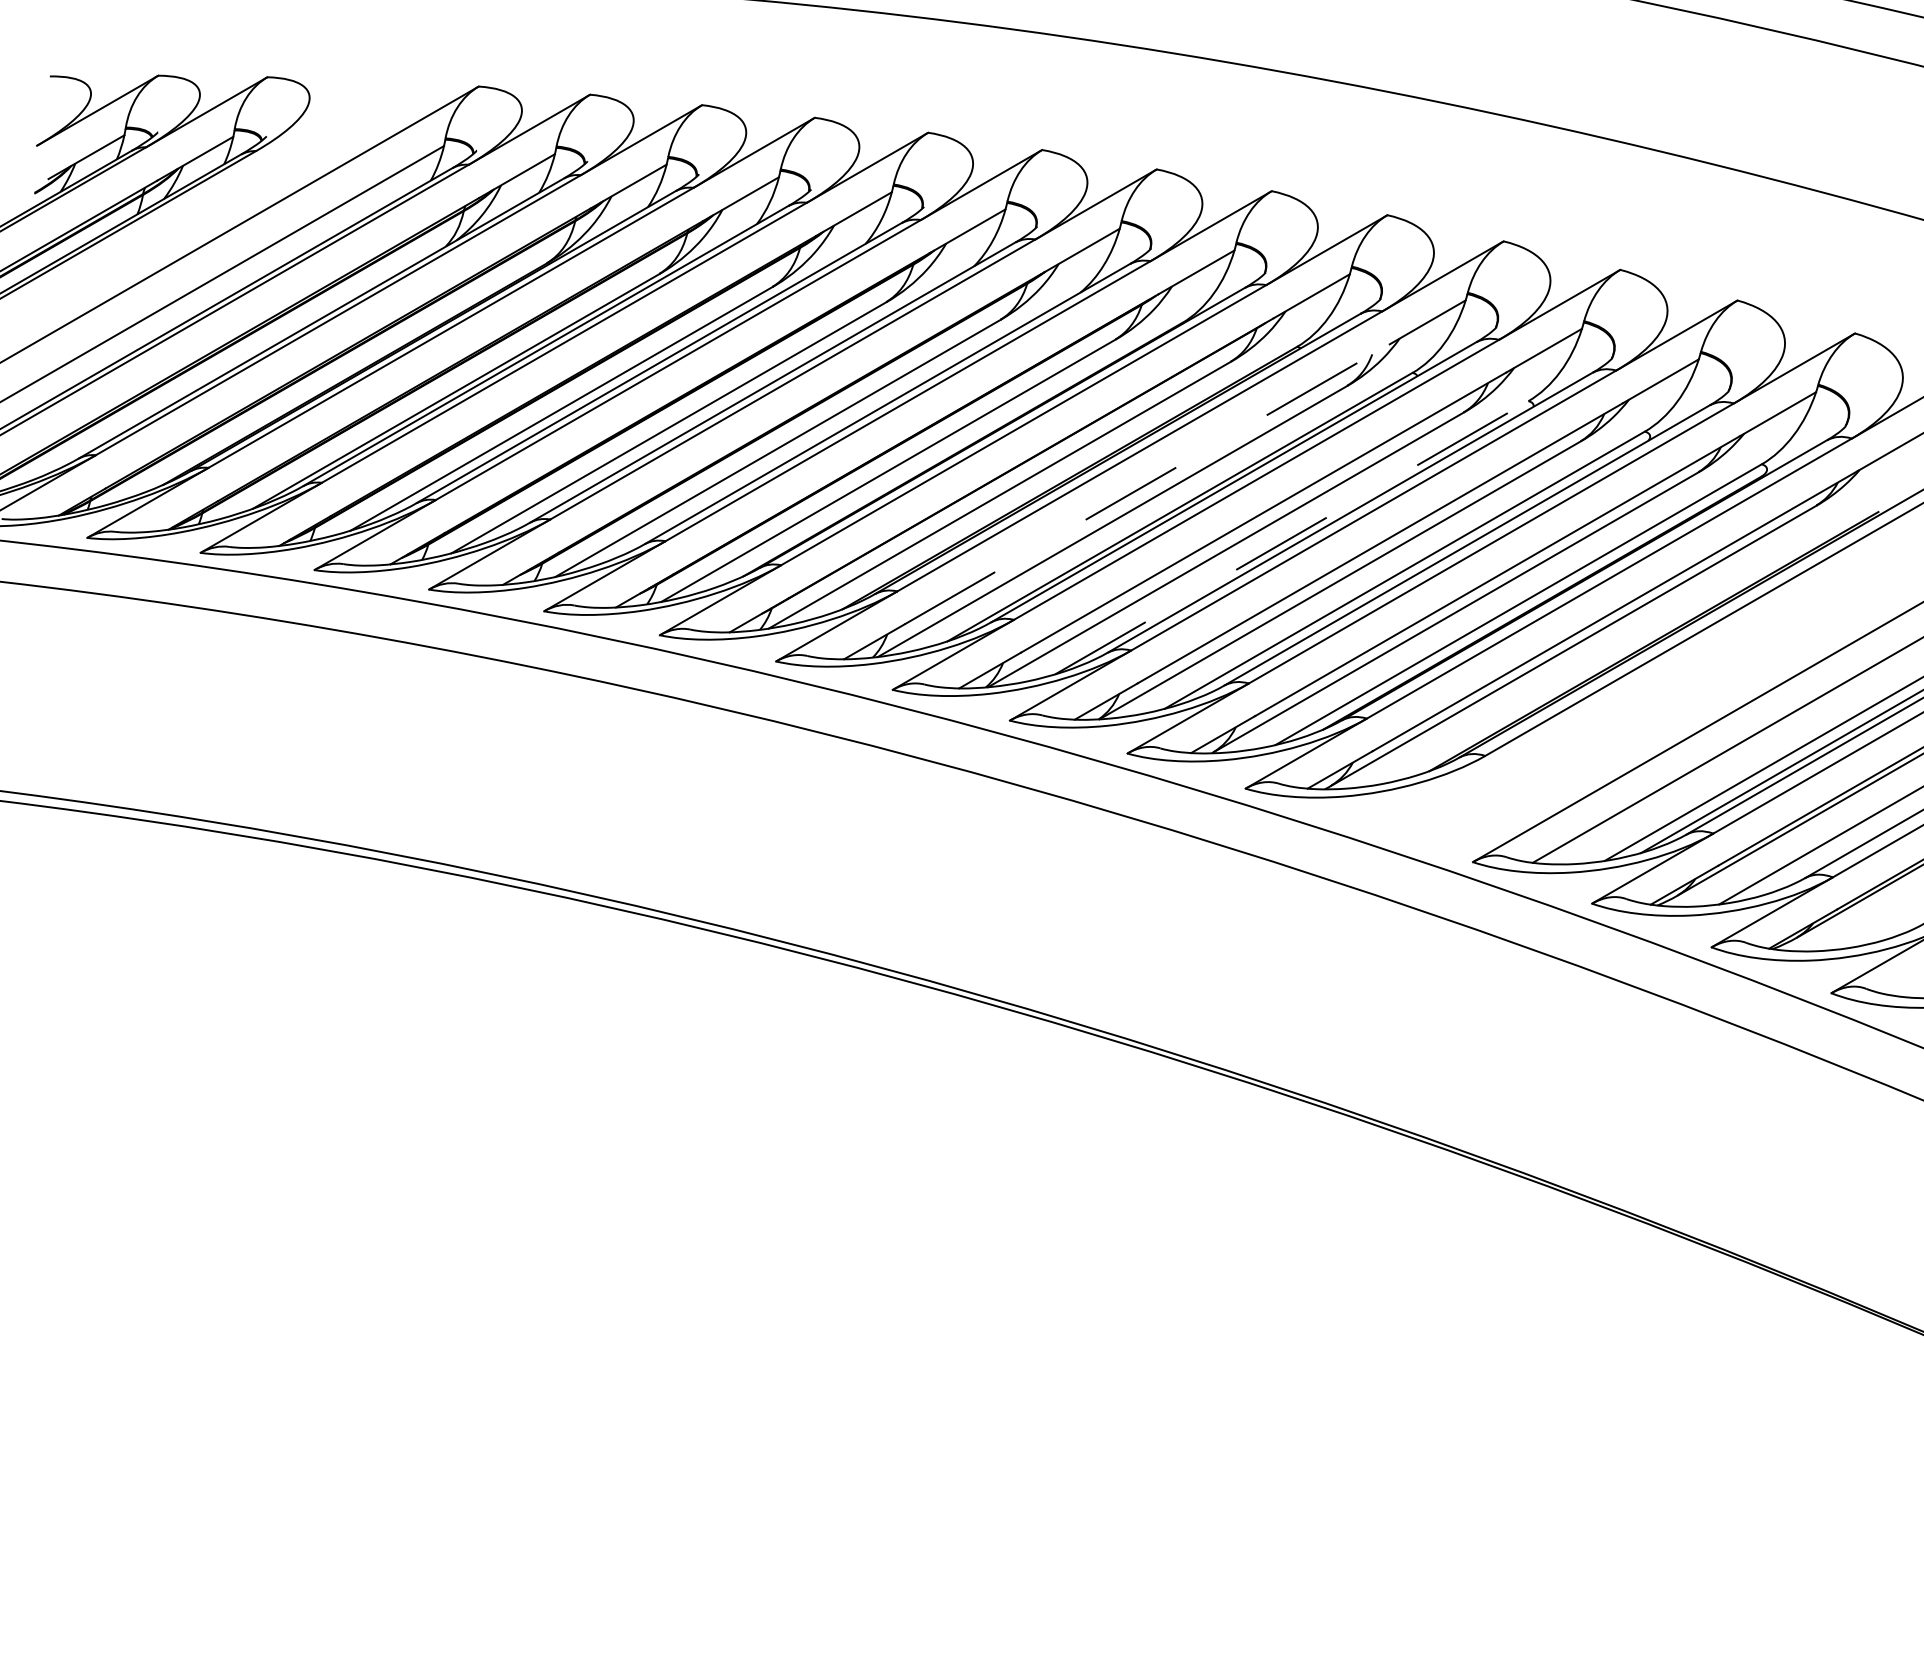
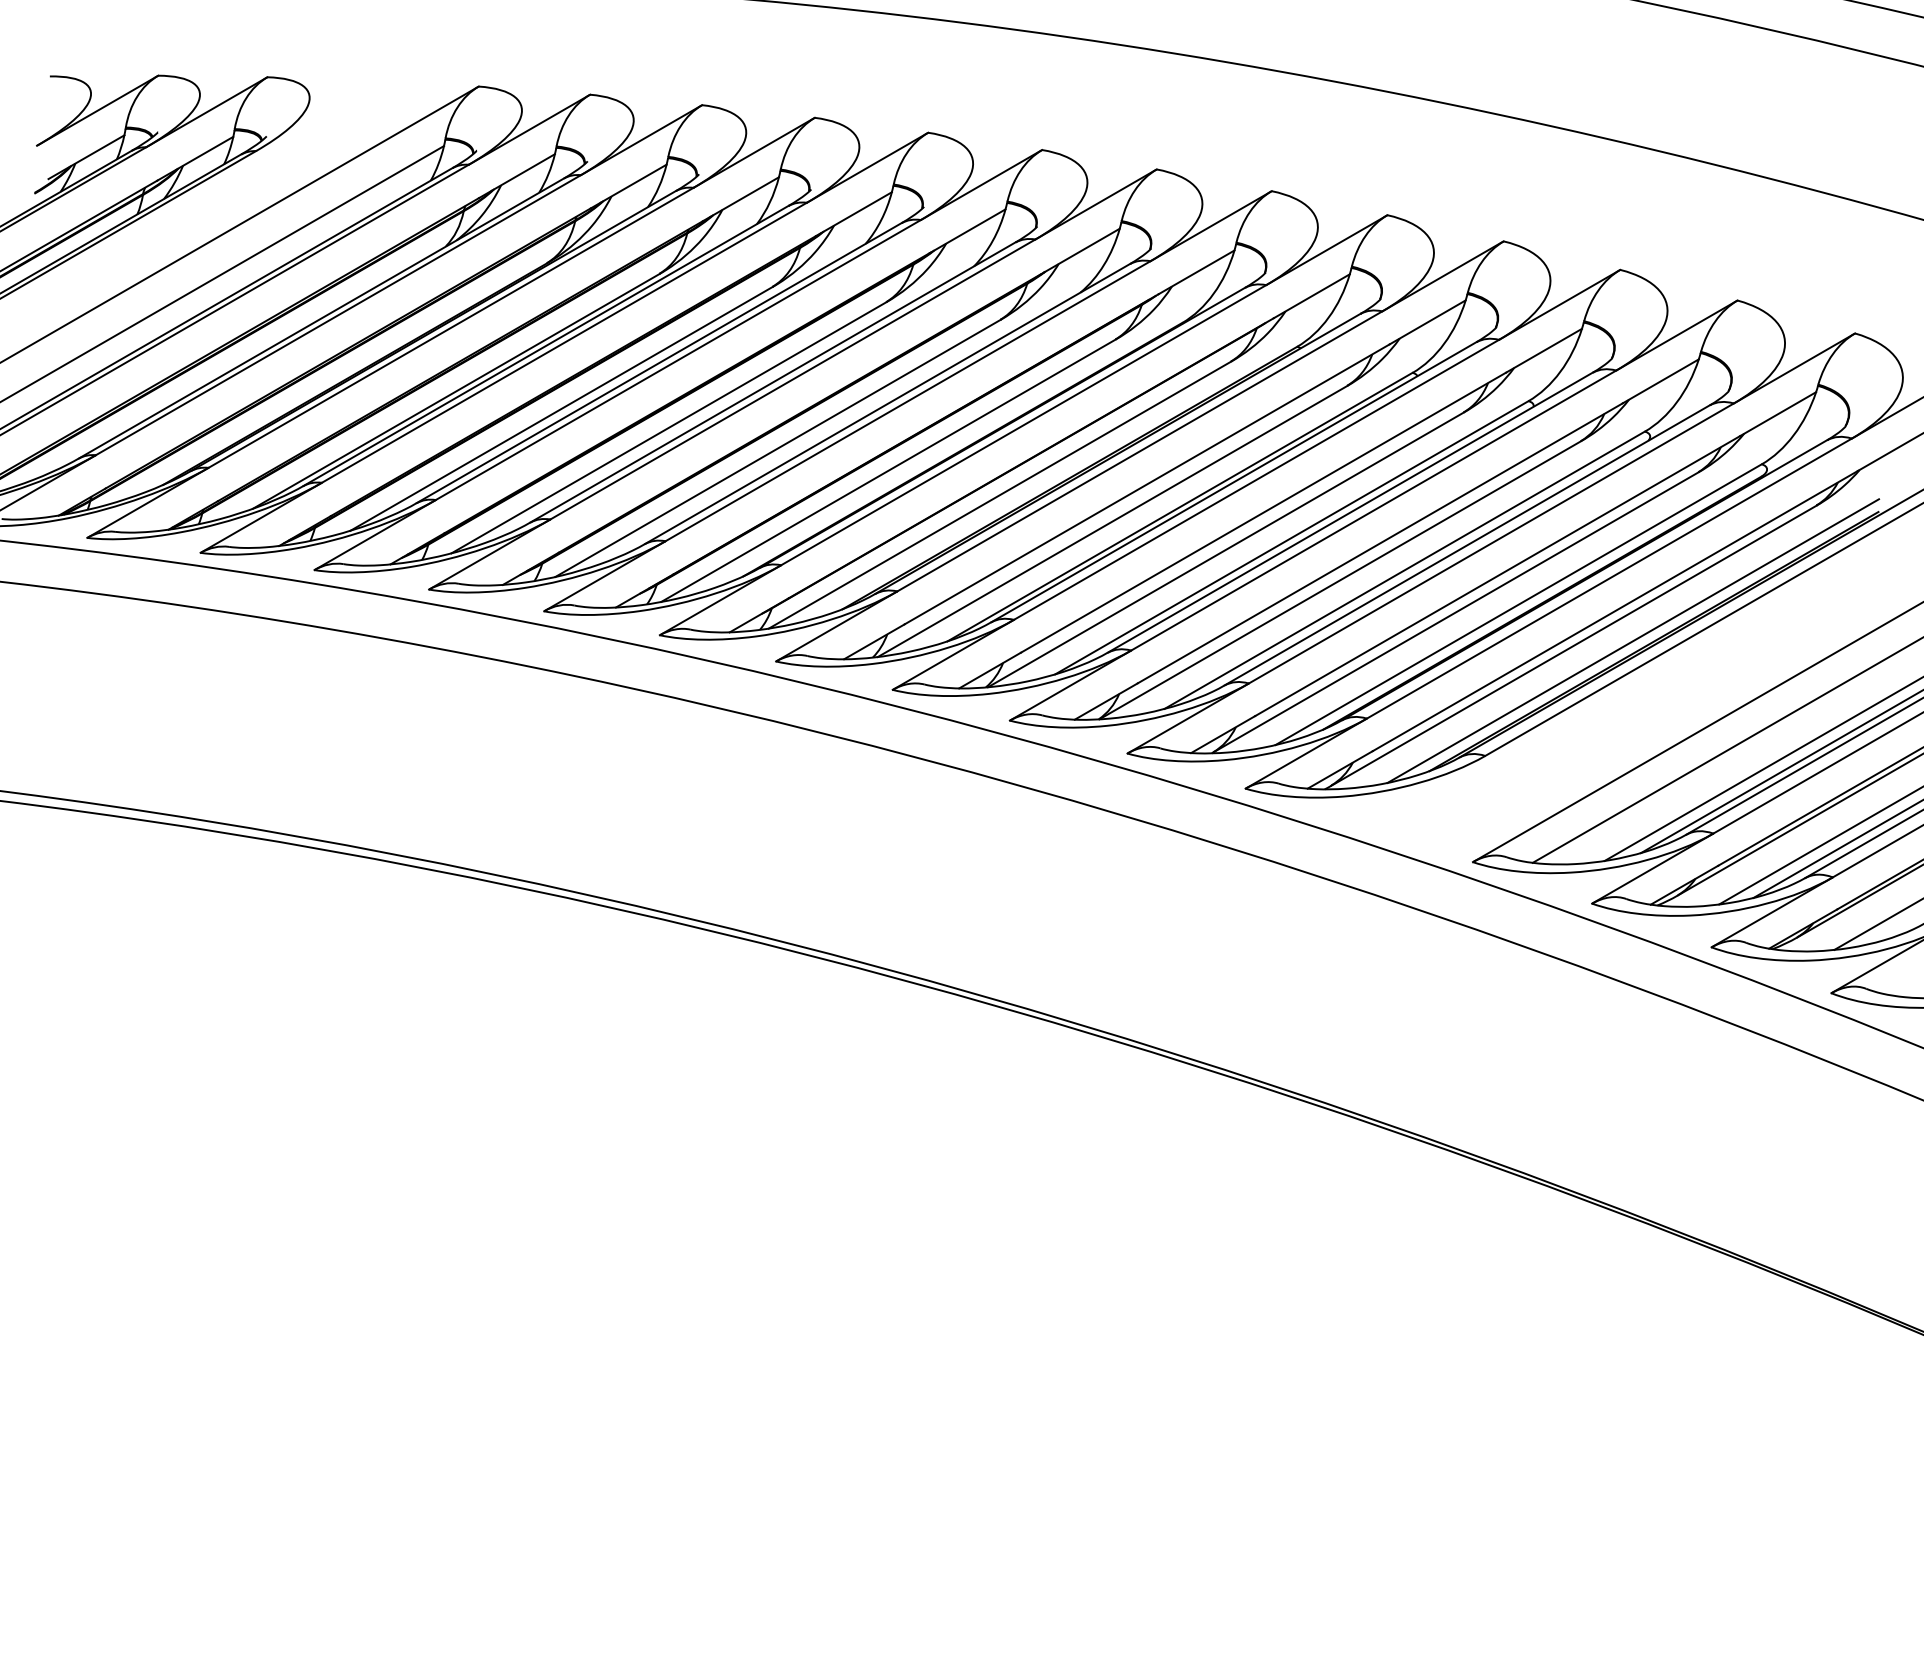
line: dashed -> solid (1147, 484)
line: dashed -> solid (1292, 537)
line: none -> present (1633, 641)
line: none -> present (1836, 849)
line: none -> present (1877, 924)
